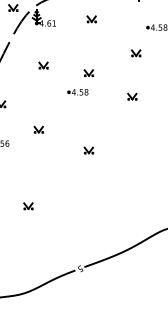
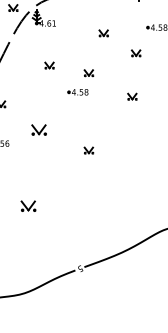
part position: (91, 19) -> (103, 33) (103, 33)
part position: (43, 65) -> (49, 65) (49, 65)
part size: 11x9 px -> 16x12 px (38, 129)
part size: 11x9 px -> 17x12 px (28, 205)
